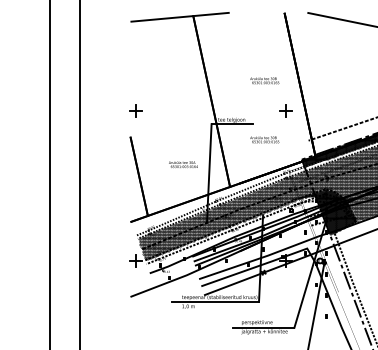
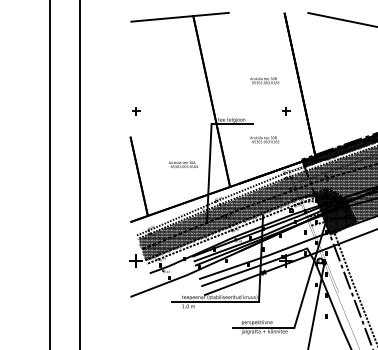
part size: 14x14 px -> 9x9 px (136, 111)
part size: 14x14 px -> 9x9 px (286, 111)
line: present -> none (341, 129)
